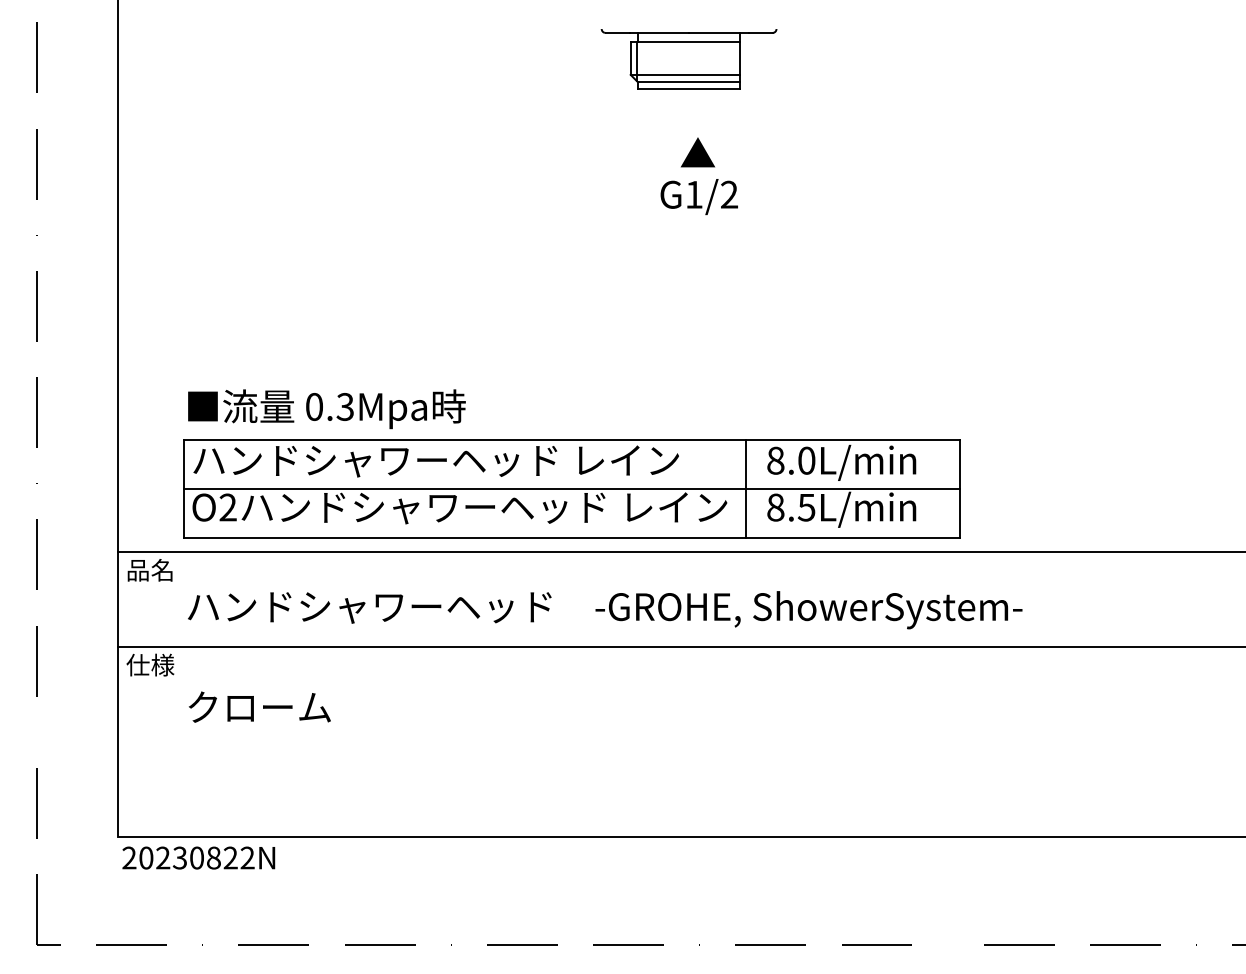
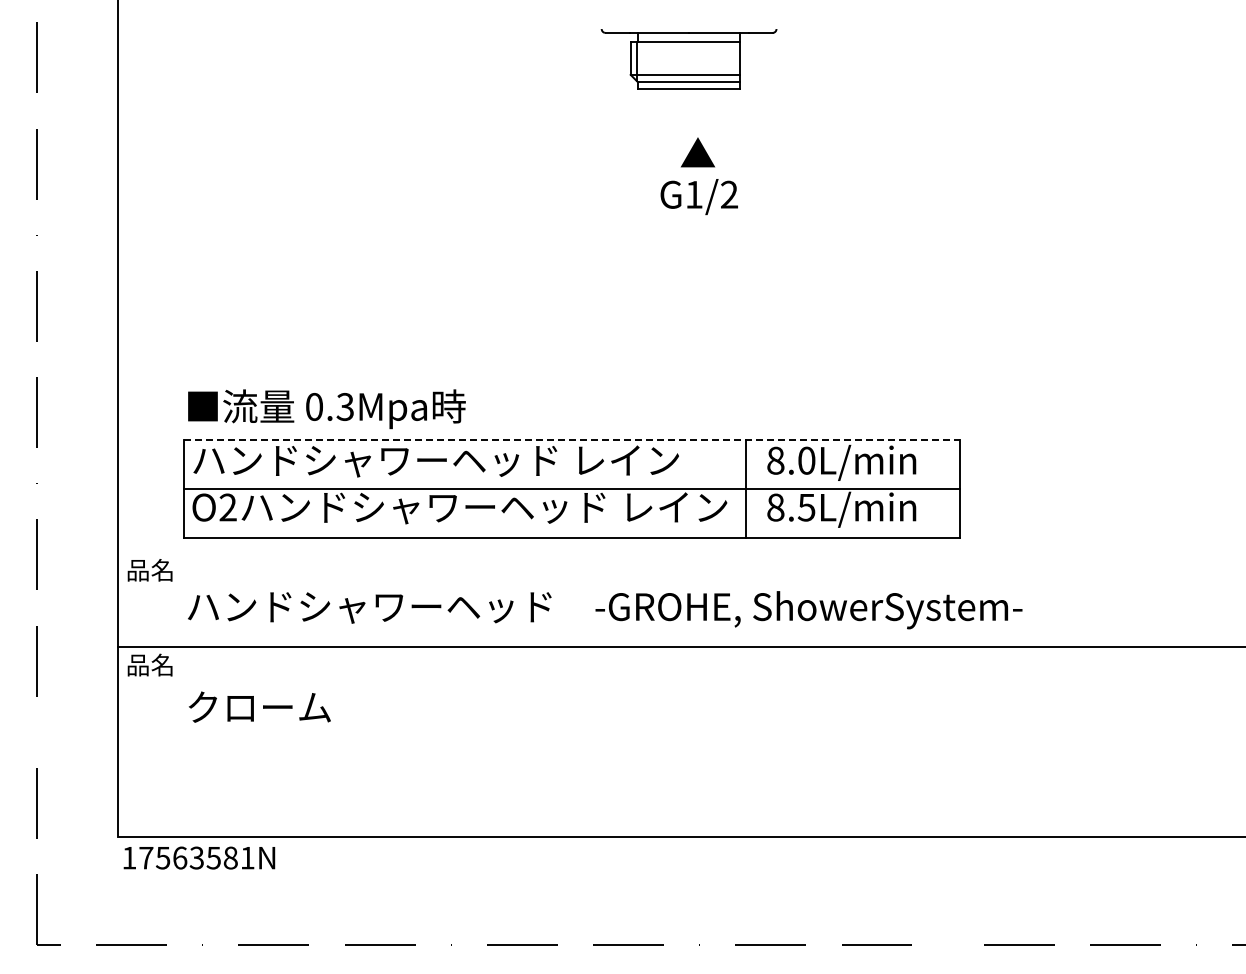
line: solid -> dashed (572, 440)
line: present -> none (679, 552)
text: 仕様 -> 品名 (150, 664)
text: 20230822N -> 17563581N (188, 857)
